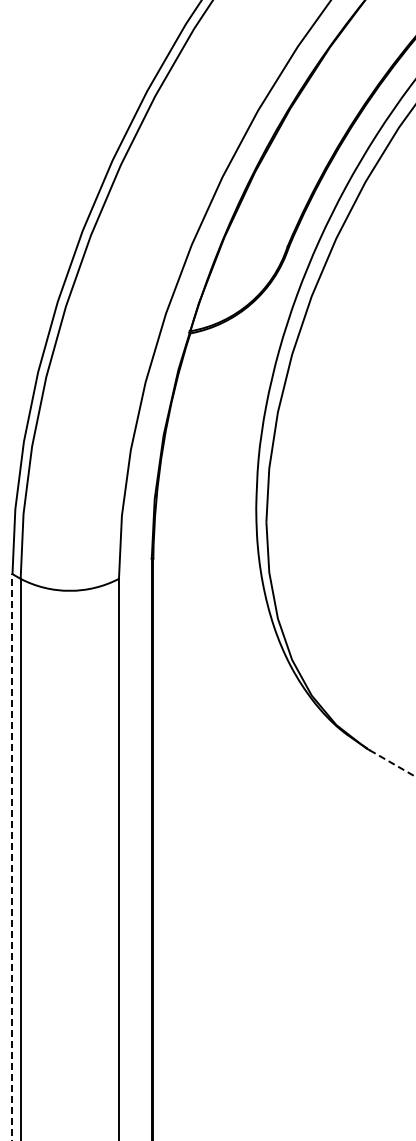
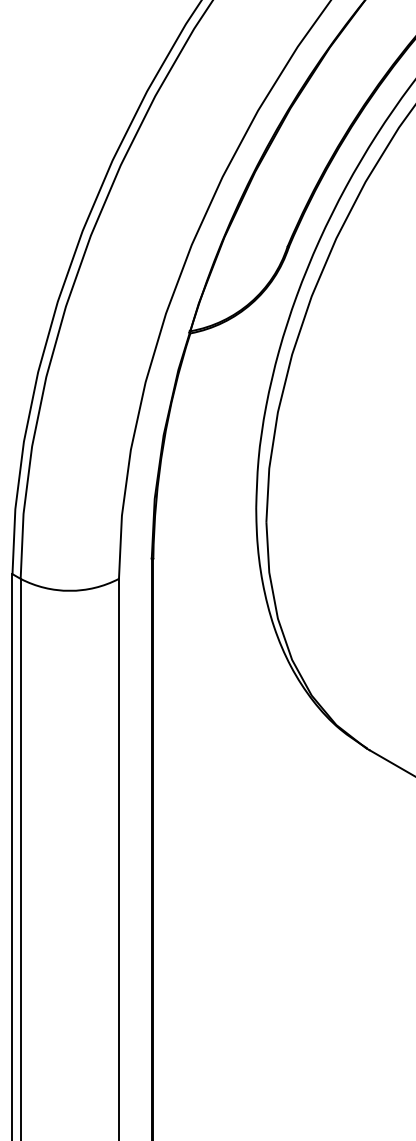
line: dashed -> solid (392, 763)
line: dashed -> solid (12, 857)
